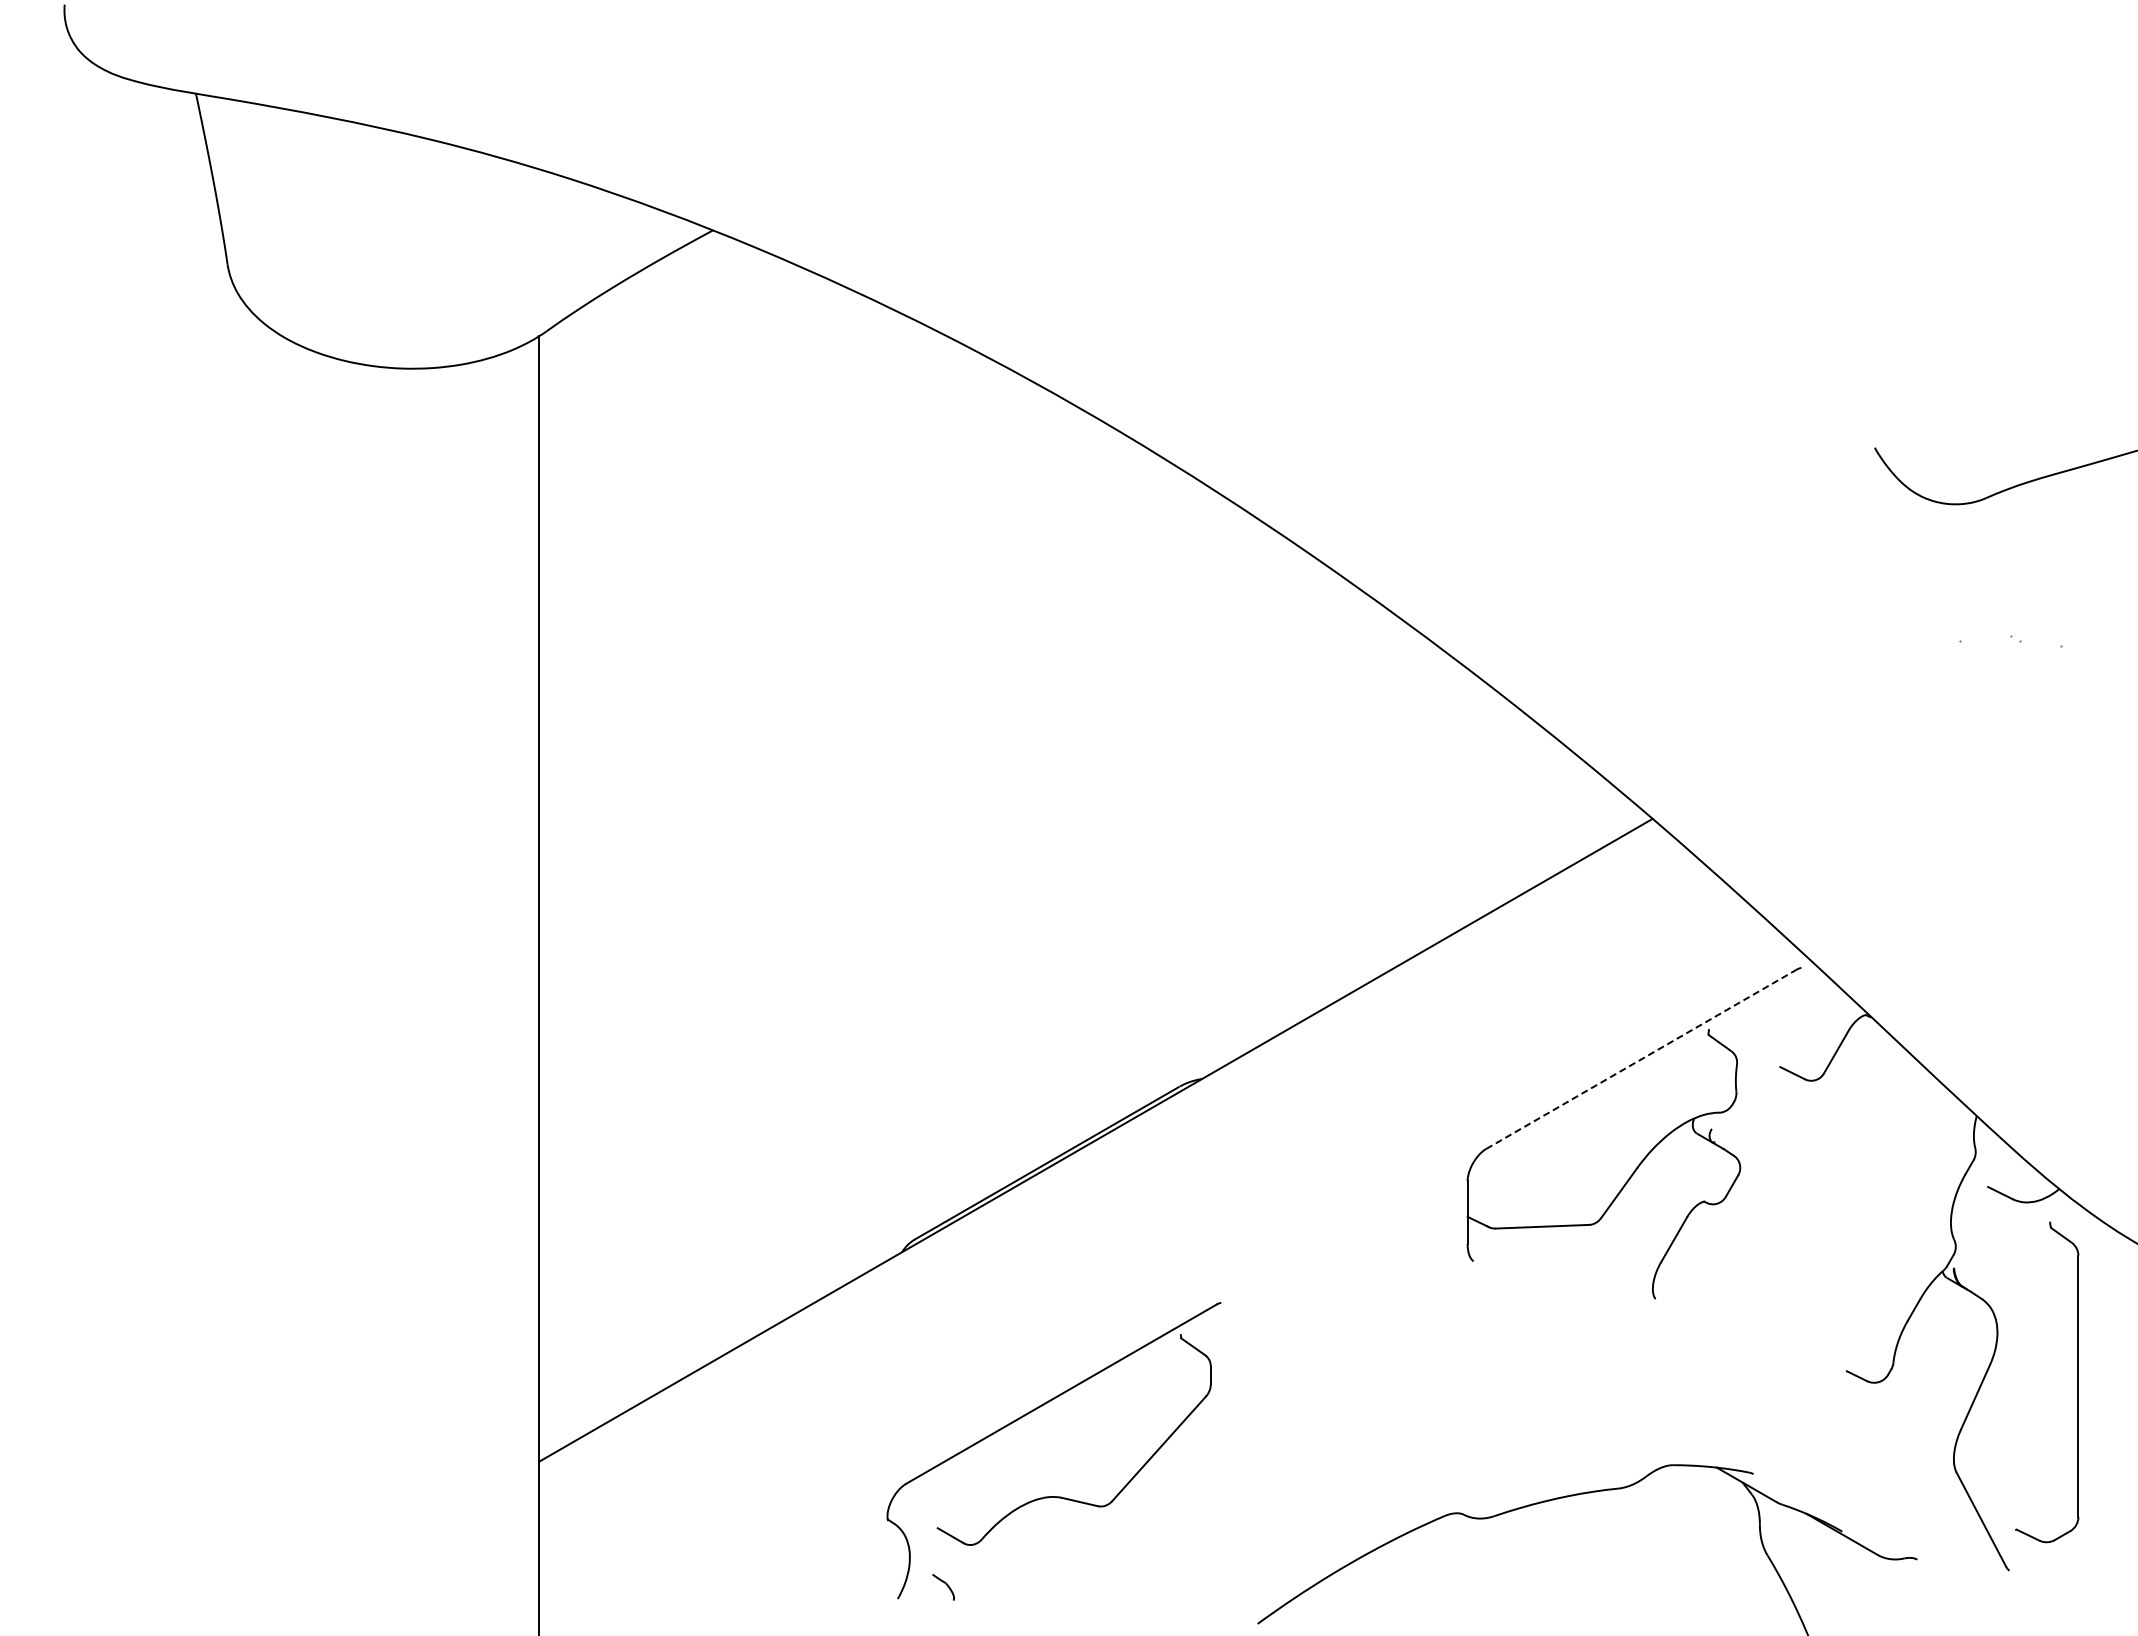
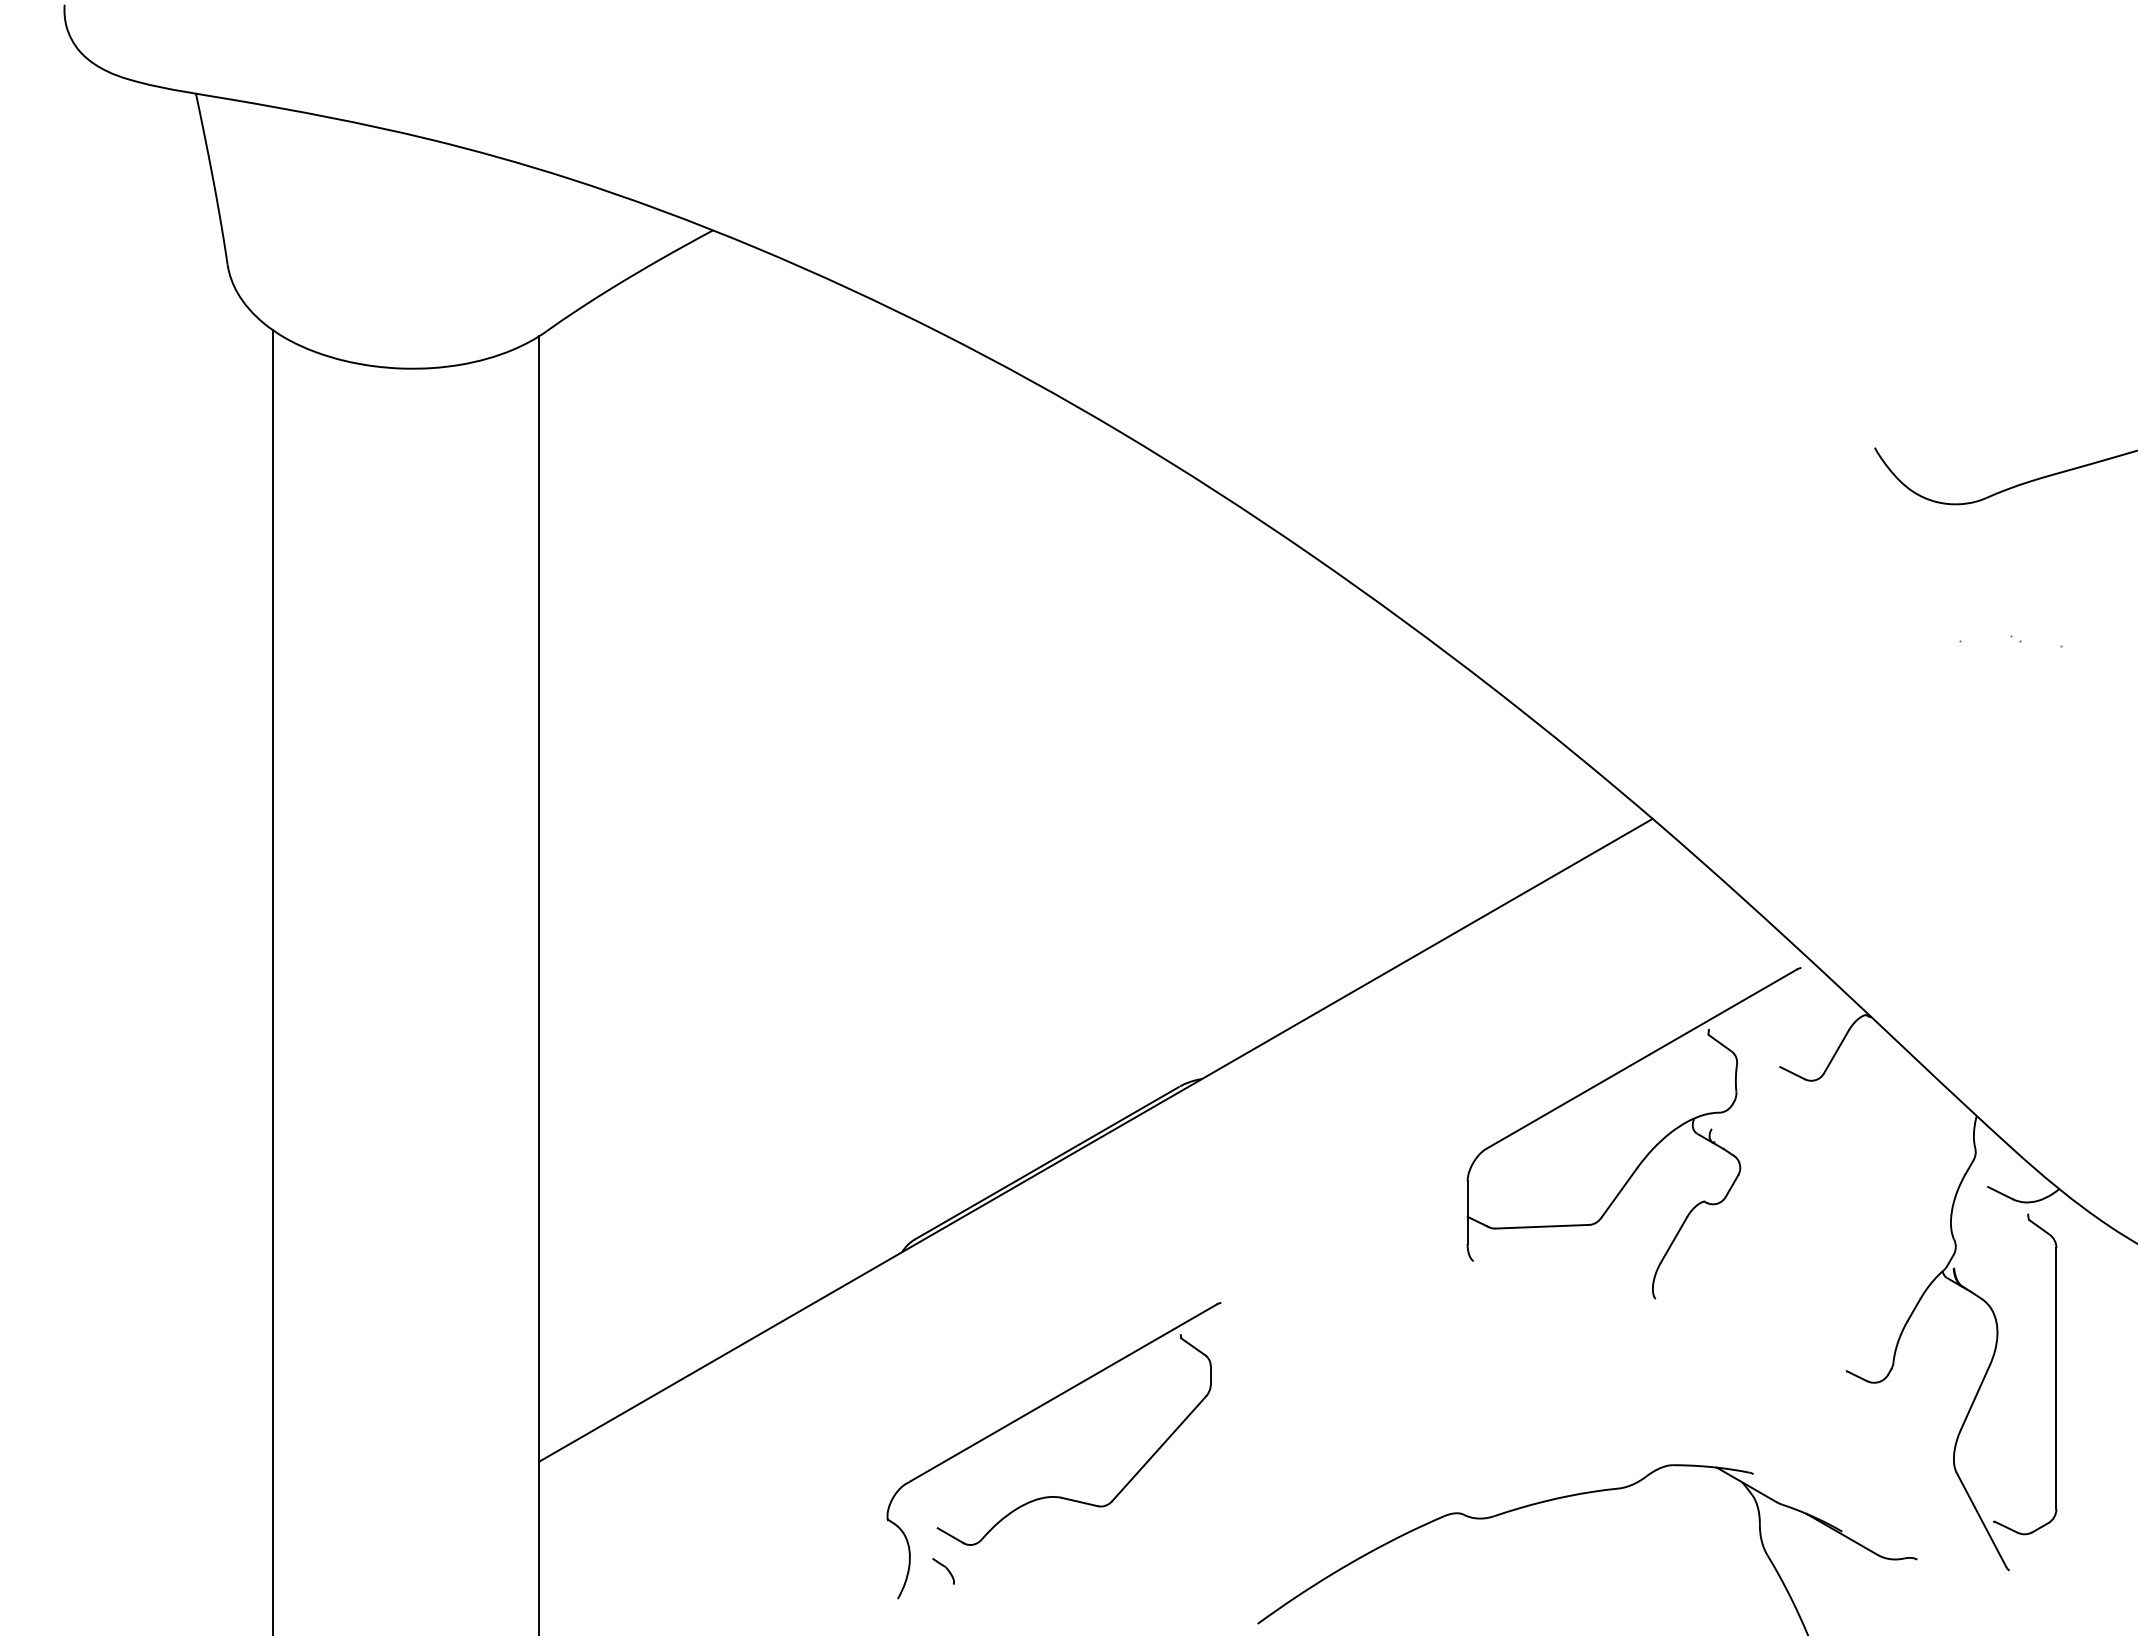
line: none -> present (273, 981)
line: dashed -> solid (1641, 1059)
part position: (2077, 1382) -> (2055, 1374) (2055, 1374)
part position: (943, 1587) -> (943, 1571) (943, 1571)
